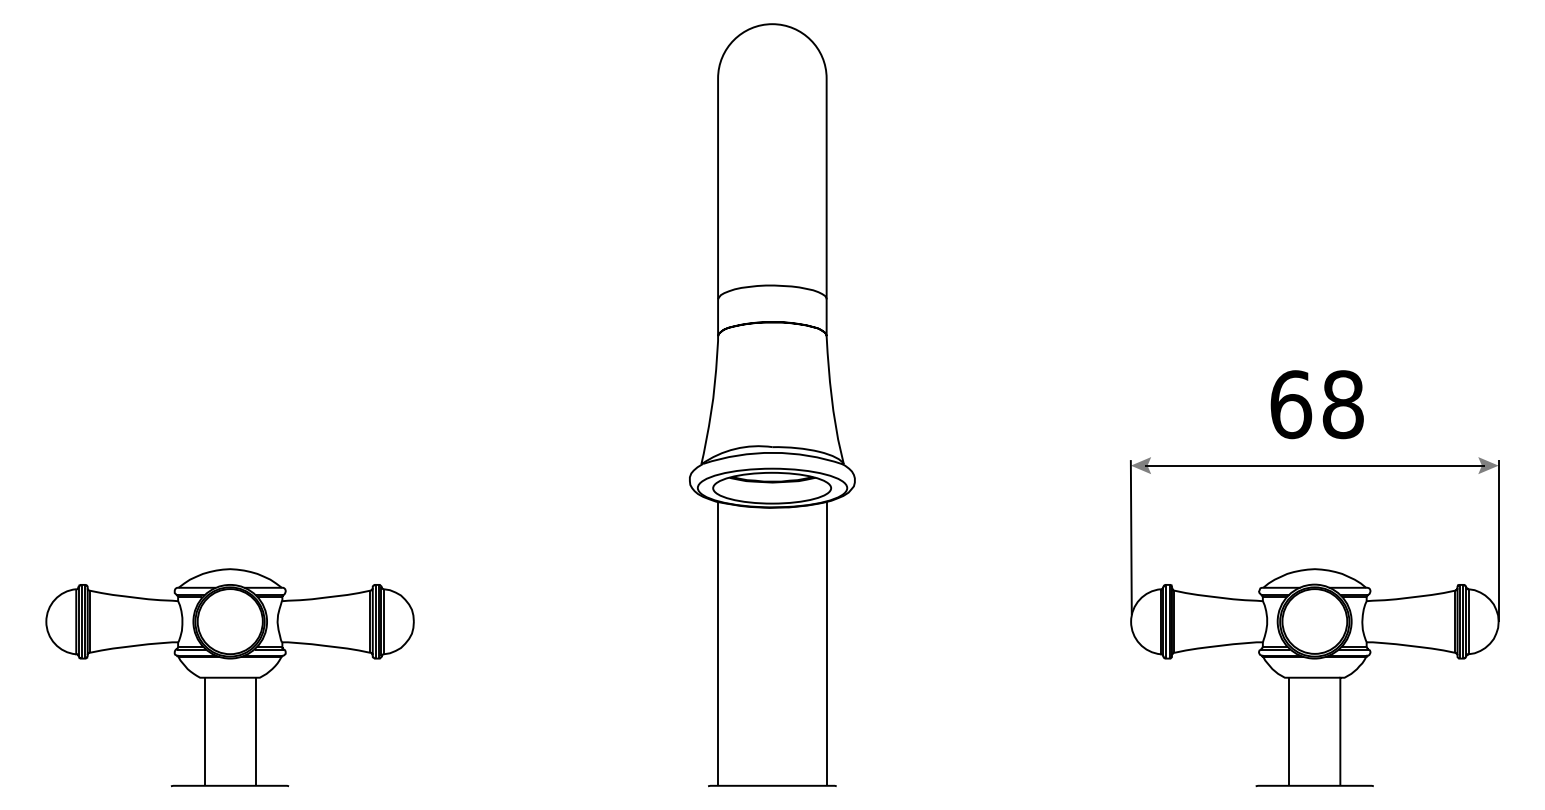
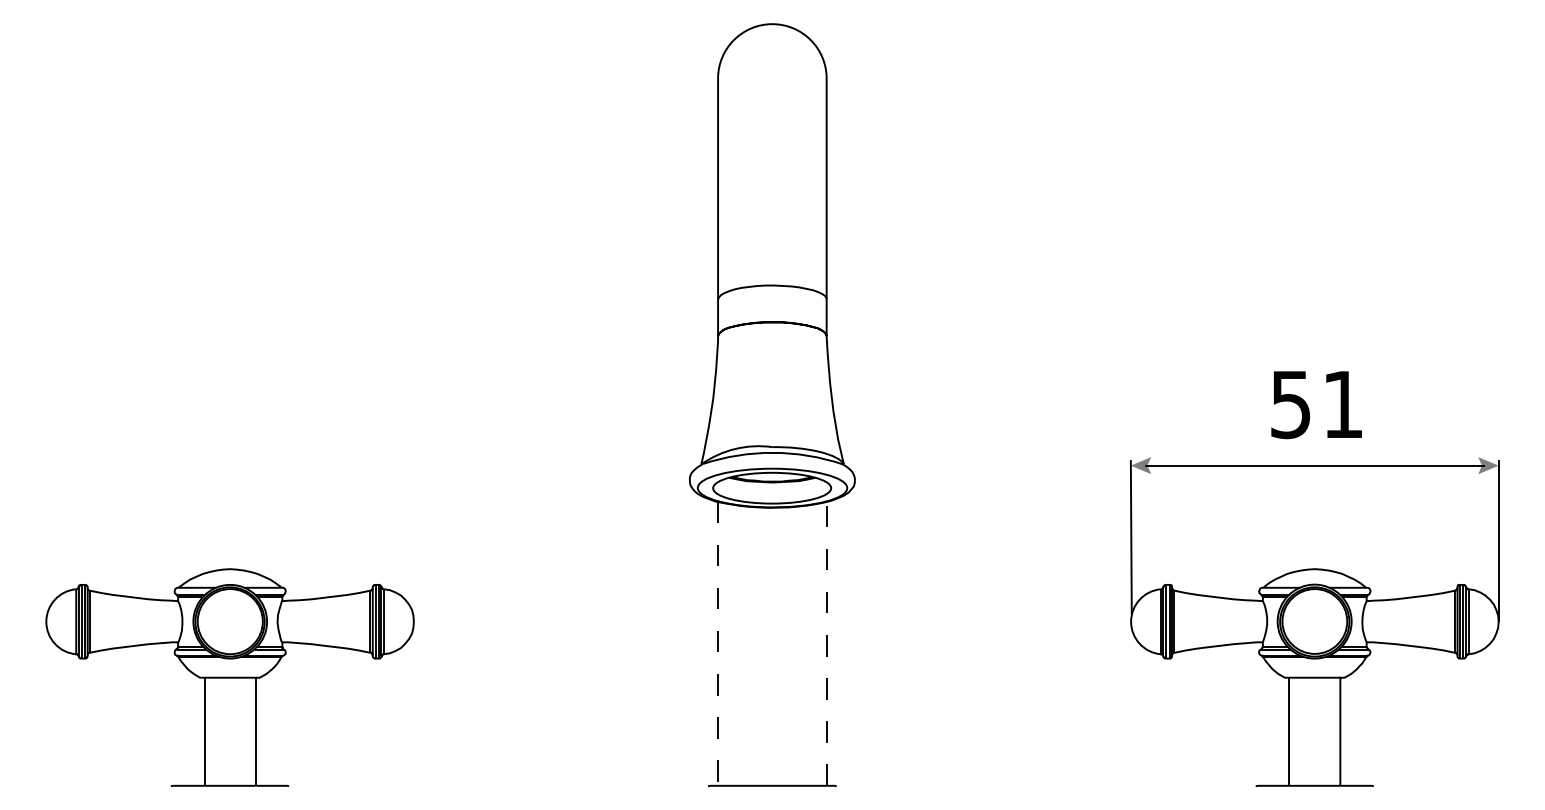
text: 68 -> 51 (1316, 404)
line: solid -> dashed (826, 643)
line: solid -> dashed (718, 644)
